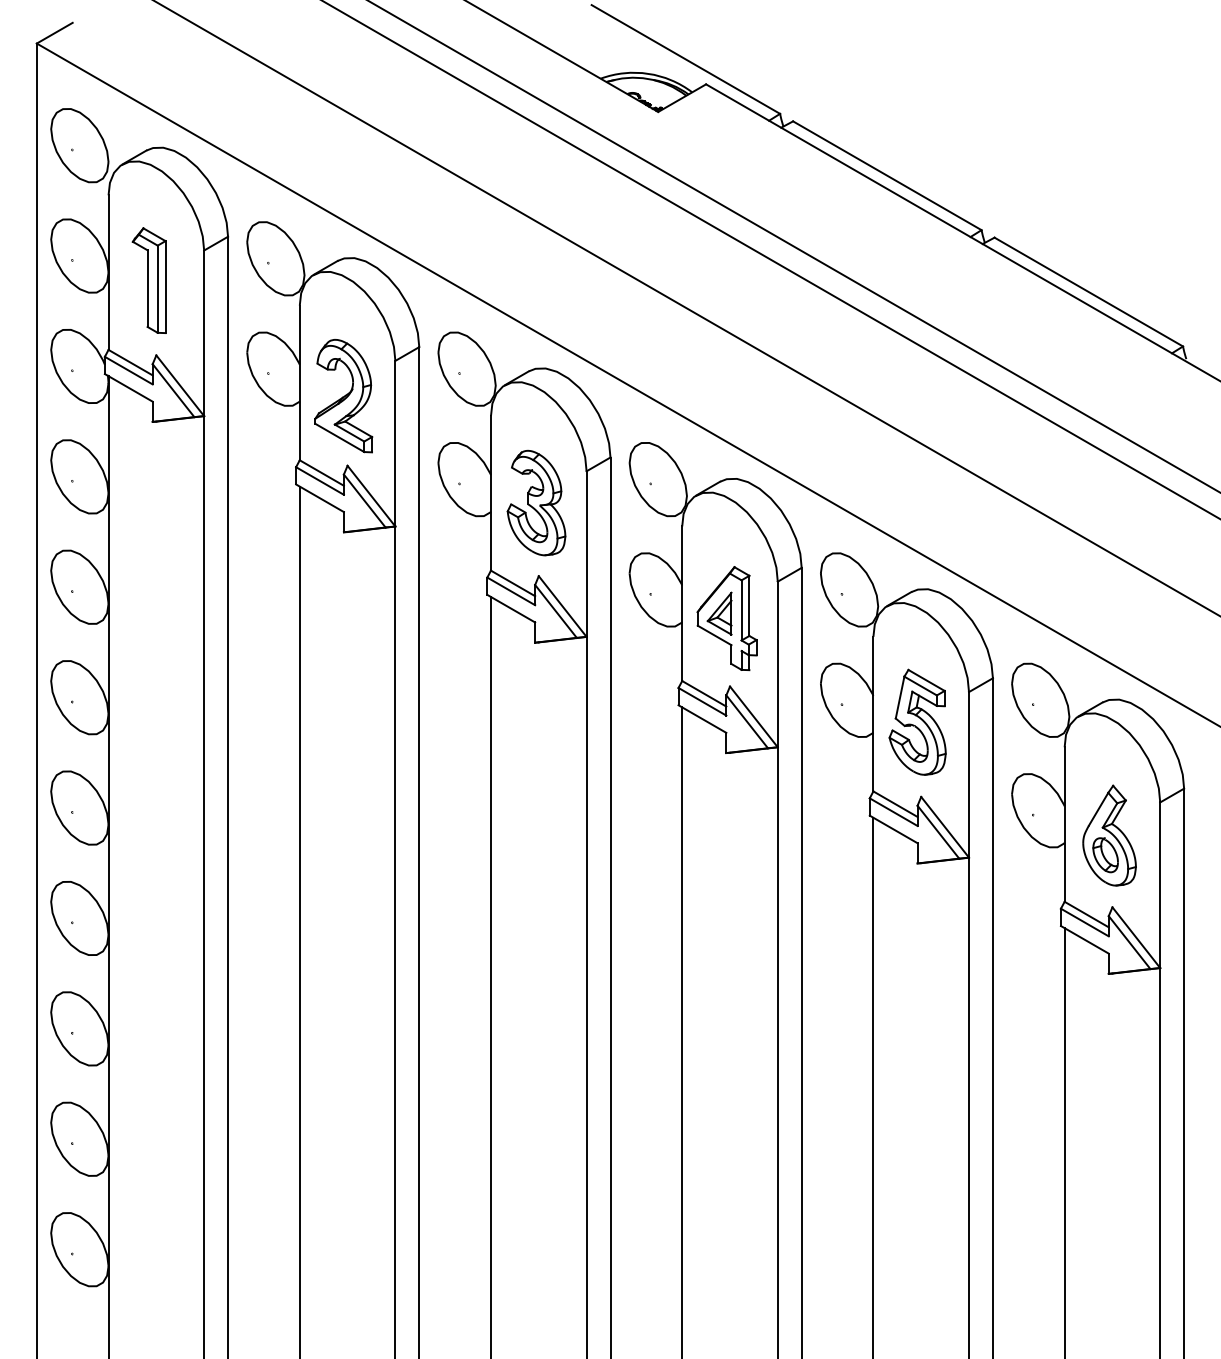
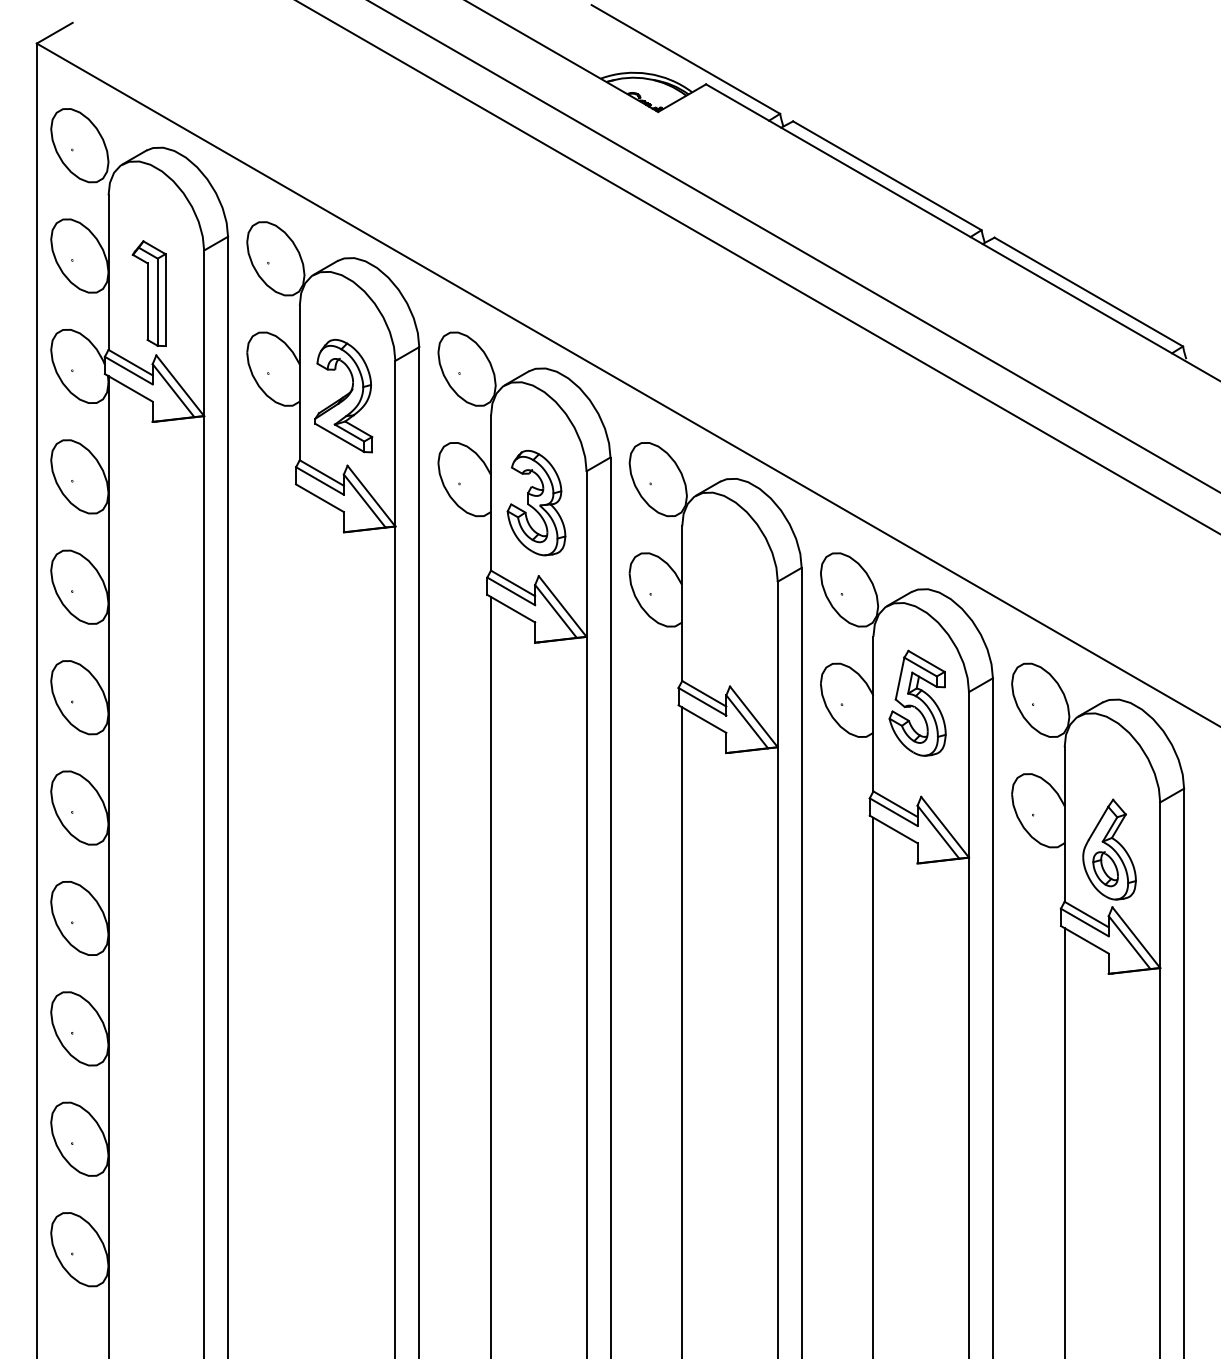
line position: (771, 259) -> (758, 267) (758, 267)
part position: (148, 280) -> (148, 293) (148, 293)
line: present -> none (686, 308)
part: present -> none (726, 618)
part position: (917, 721) -> (917, 702) (917, 702)
part position: (1109, 835) -> (1109, 849) (1109, 849)
line: present -> none (299, 920)
